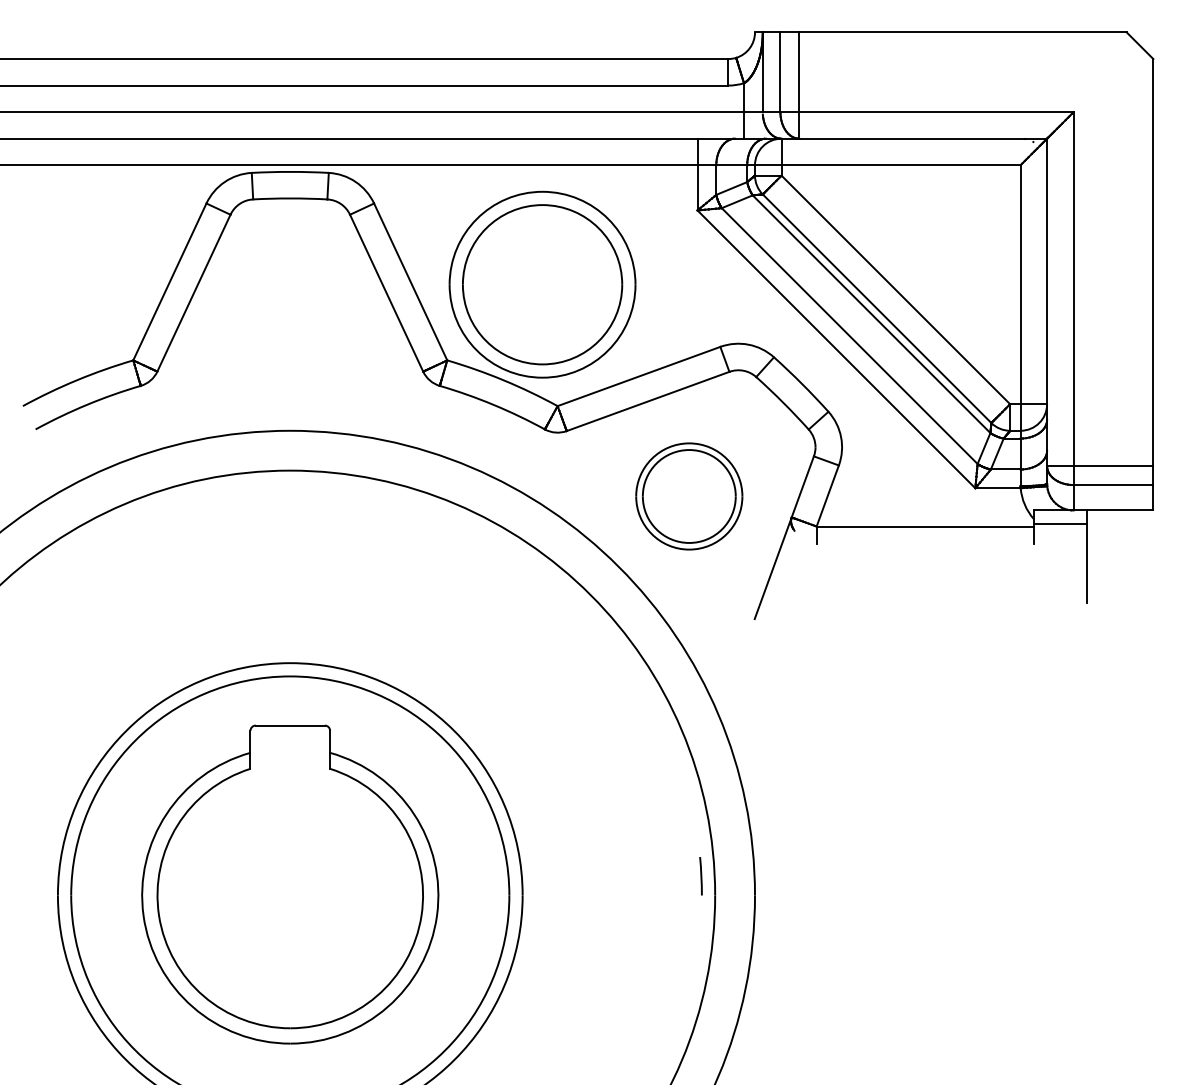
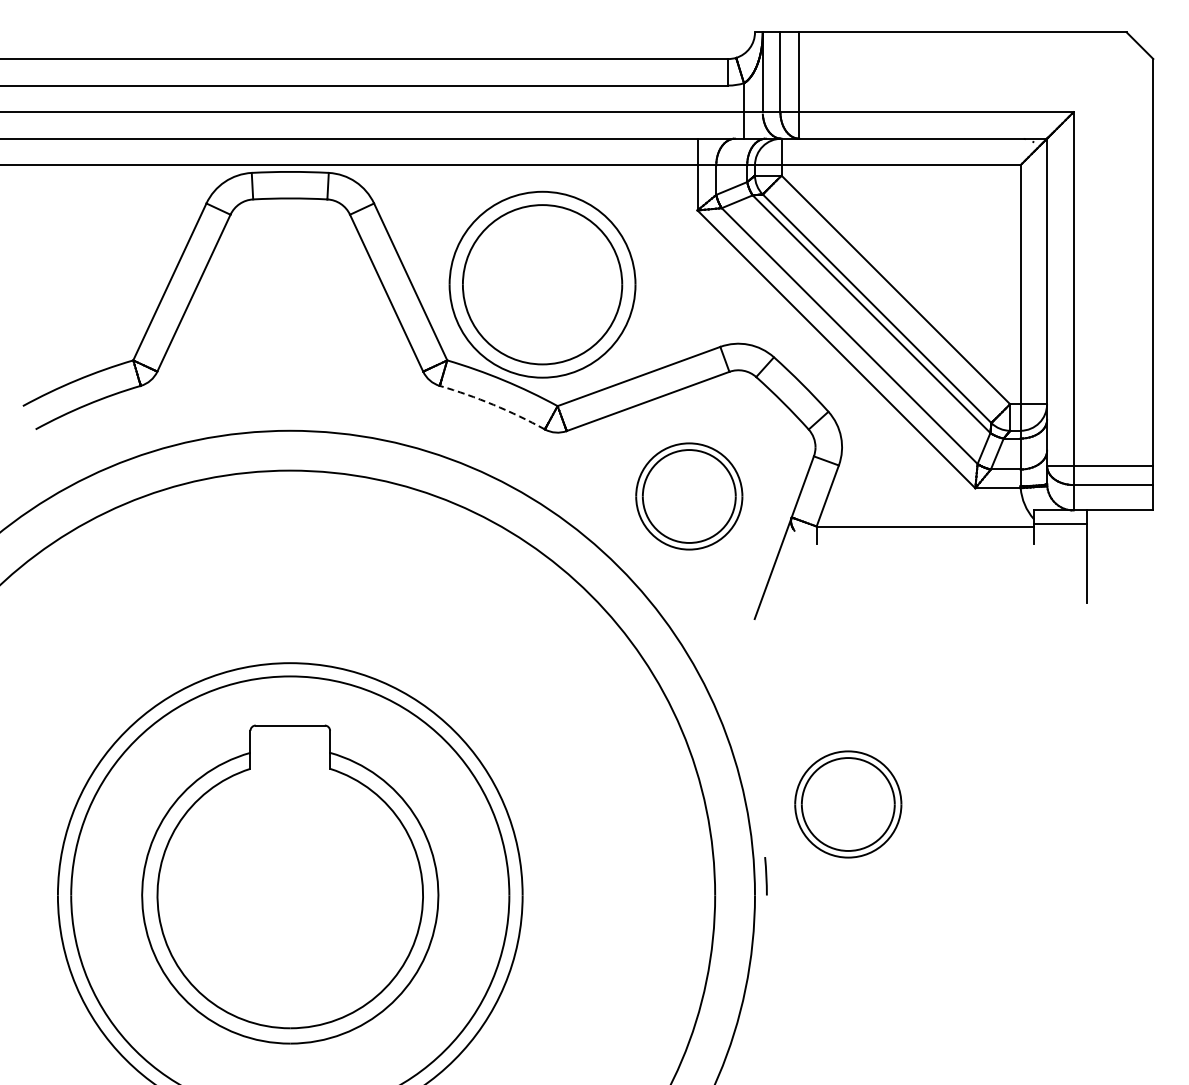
arc: solid -> dashed (493, 404)
part: none -> present (848, 804)
line position: (700, 876) -> (765, 876) (765, 876)
